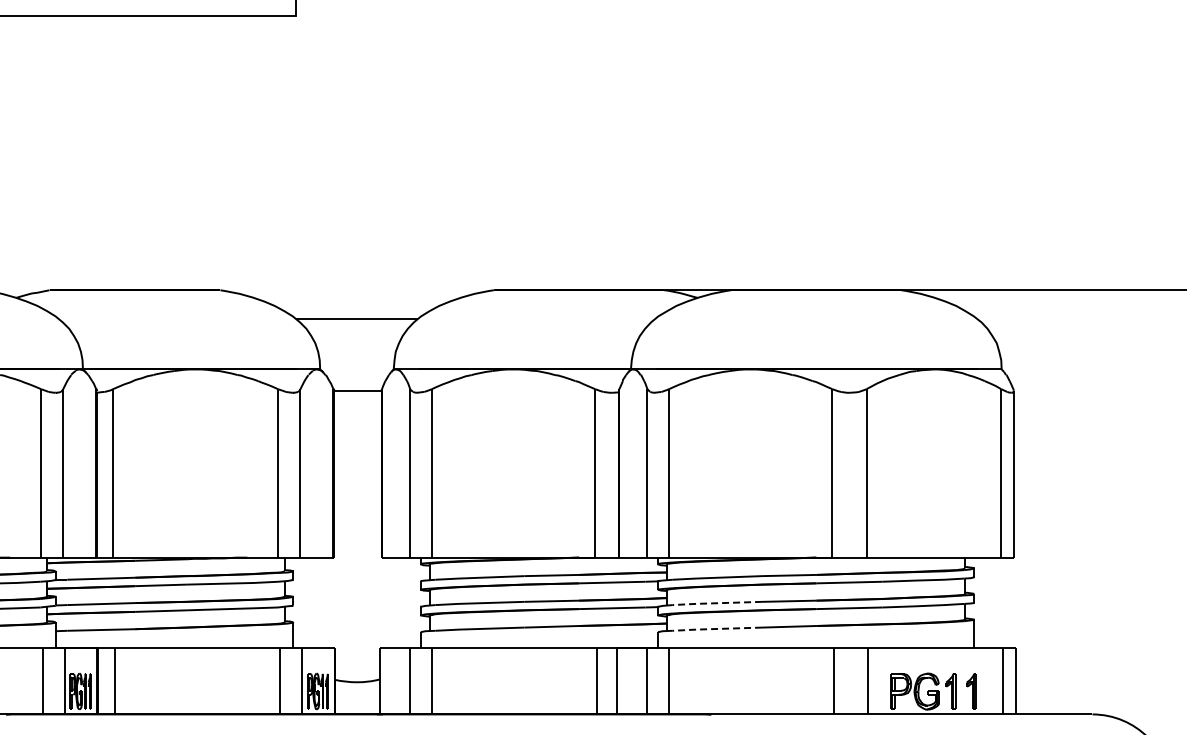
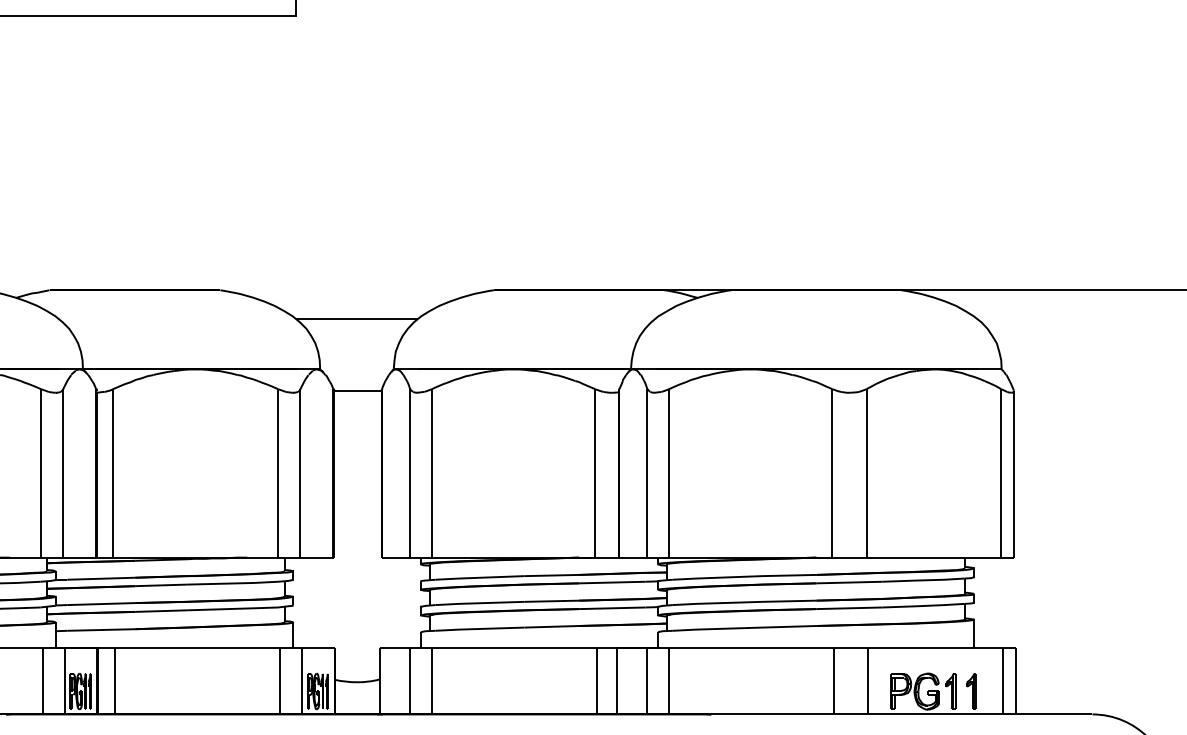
line: dashed -> solid (716, 603)
line: dashed -> solid (716, 629)
